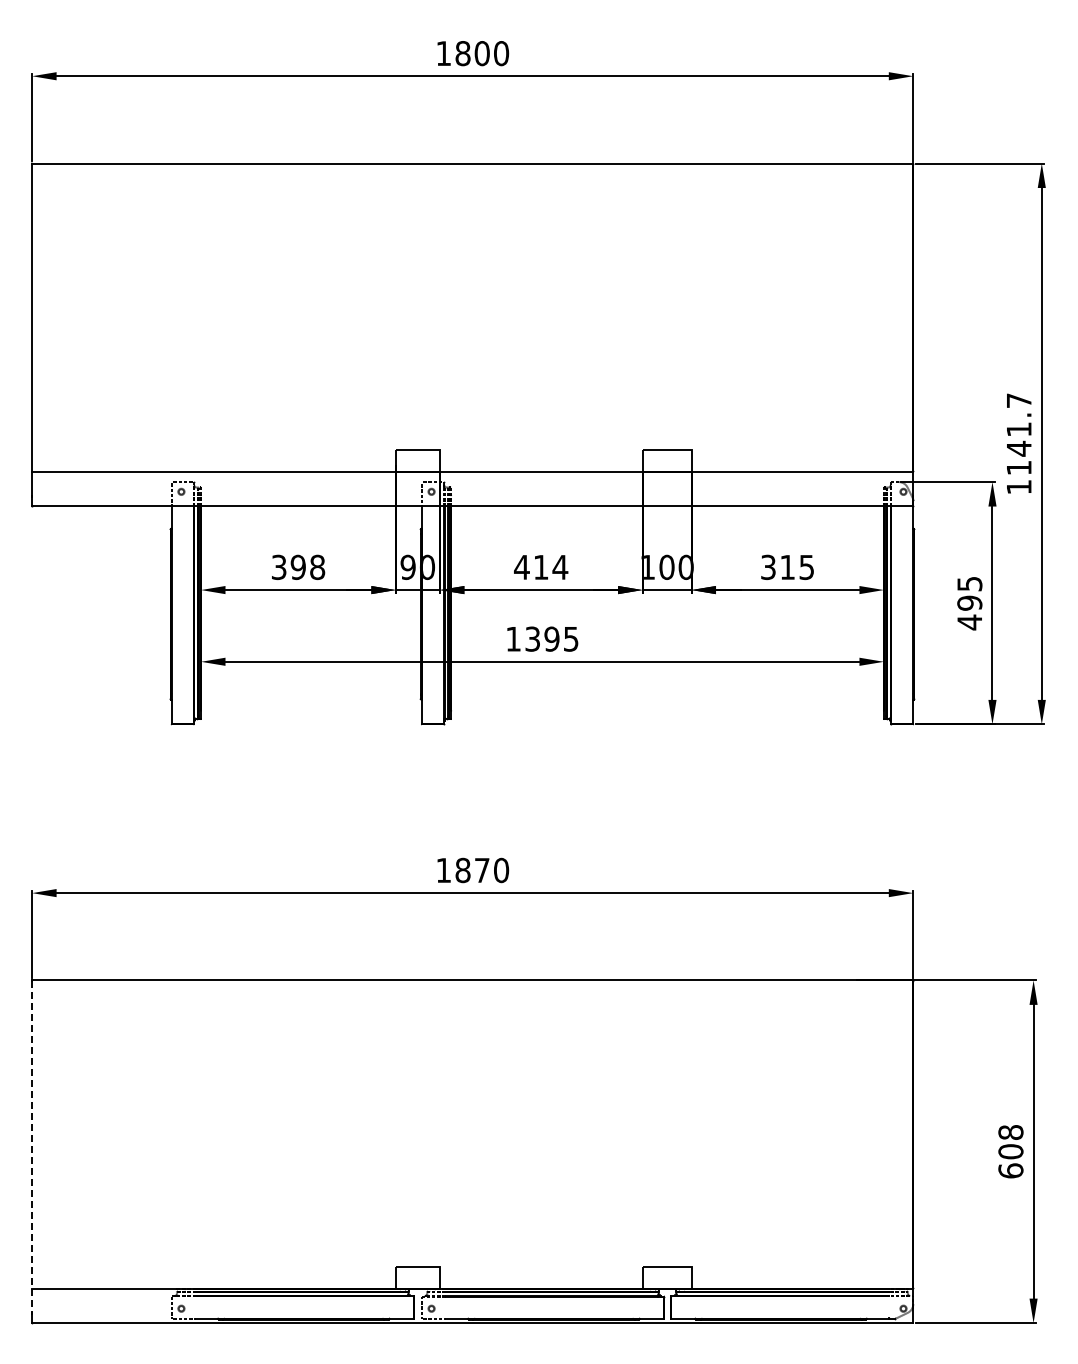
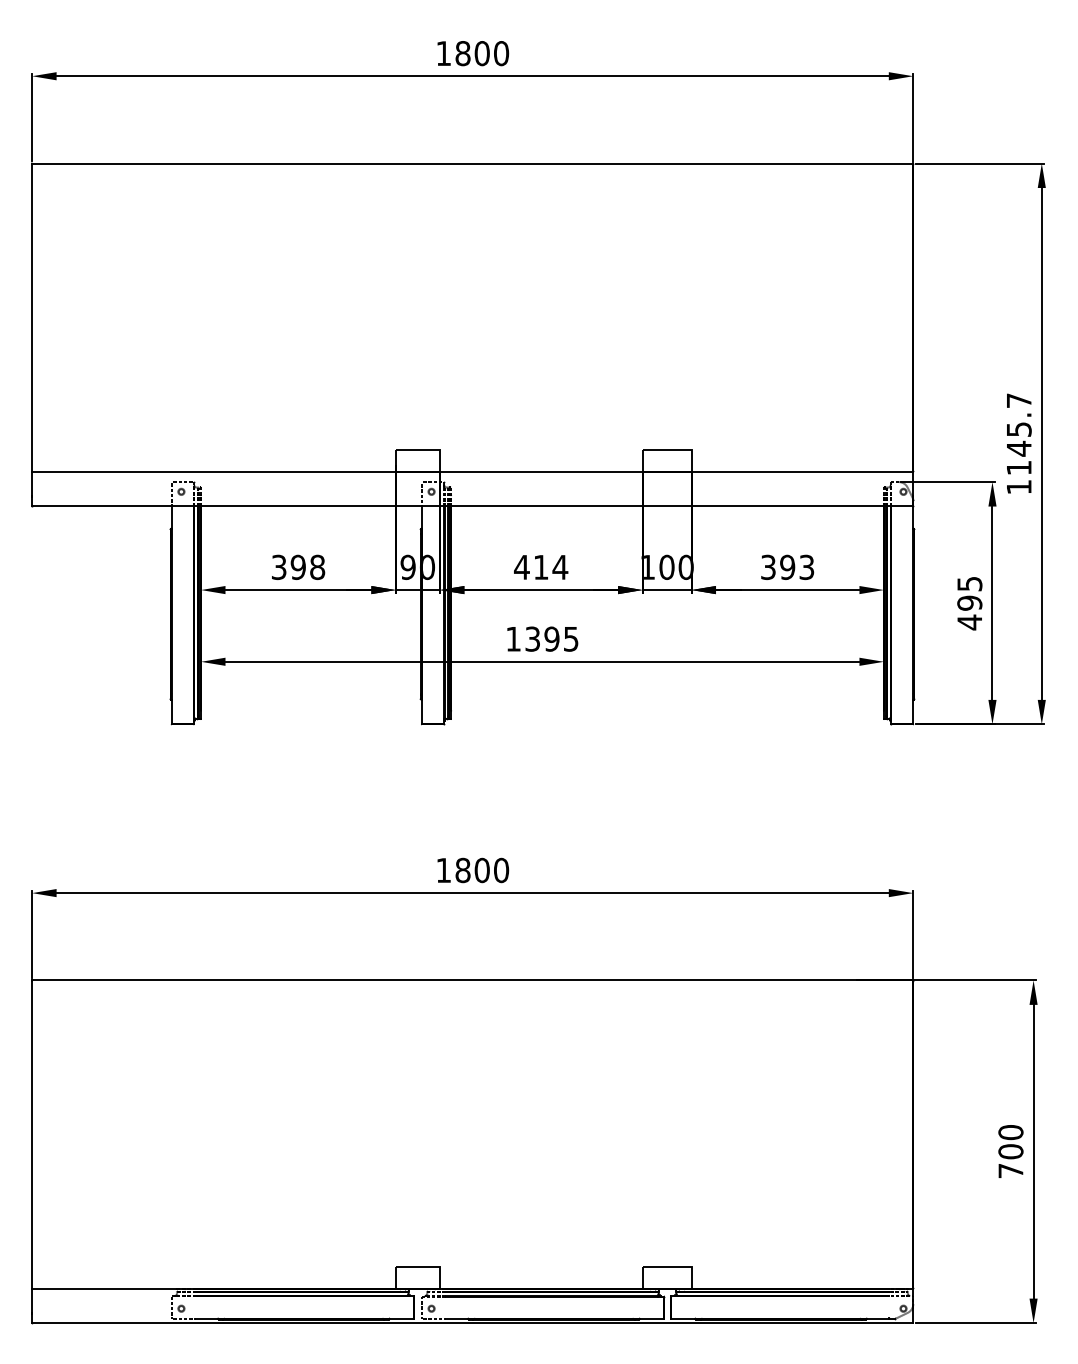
text: 1141.7 -> 1145.7 (1019, 429)
text: 315 -> 393 (797, 566)
text: 1870 -> 1800 (481, 870)
line: dashed -> solid (32, 1147)
text: 608 -> 700 (1010, 1151)
